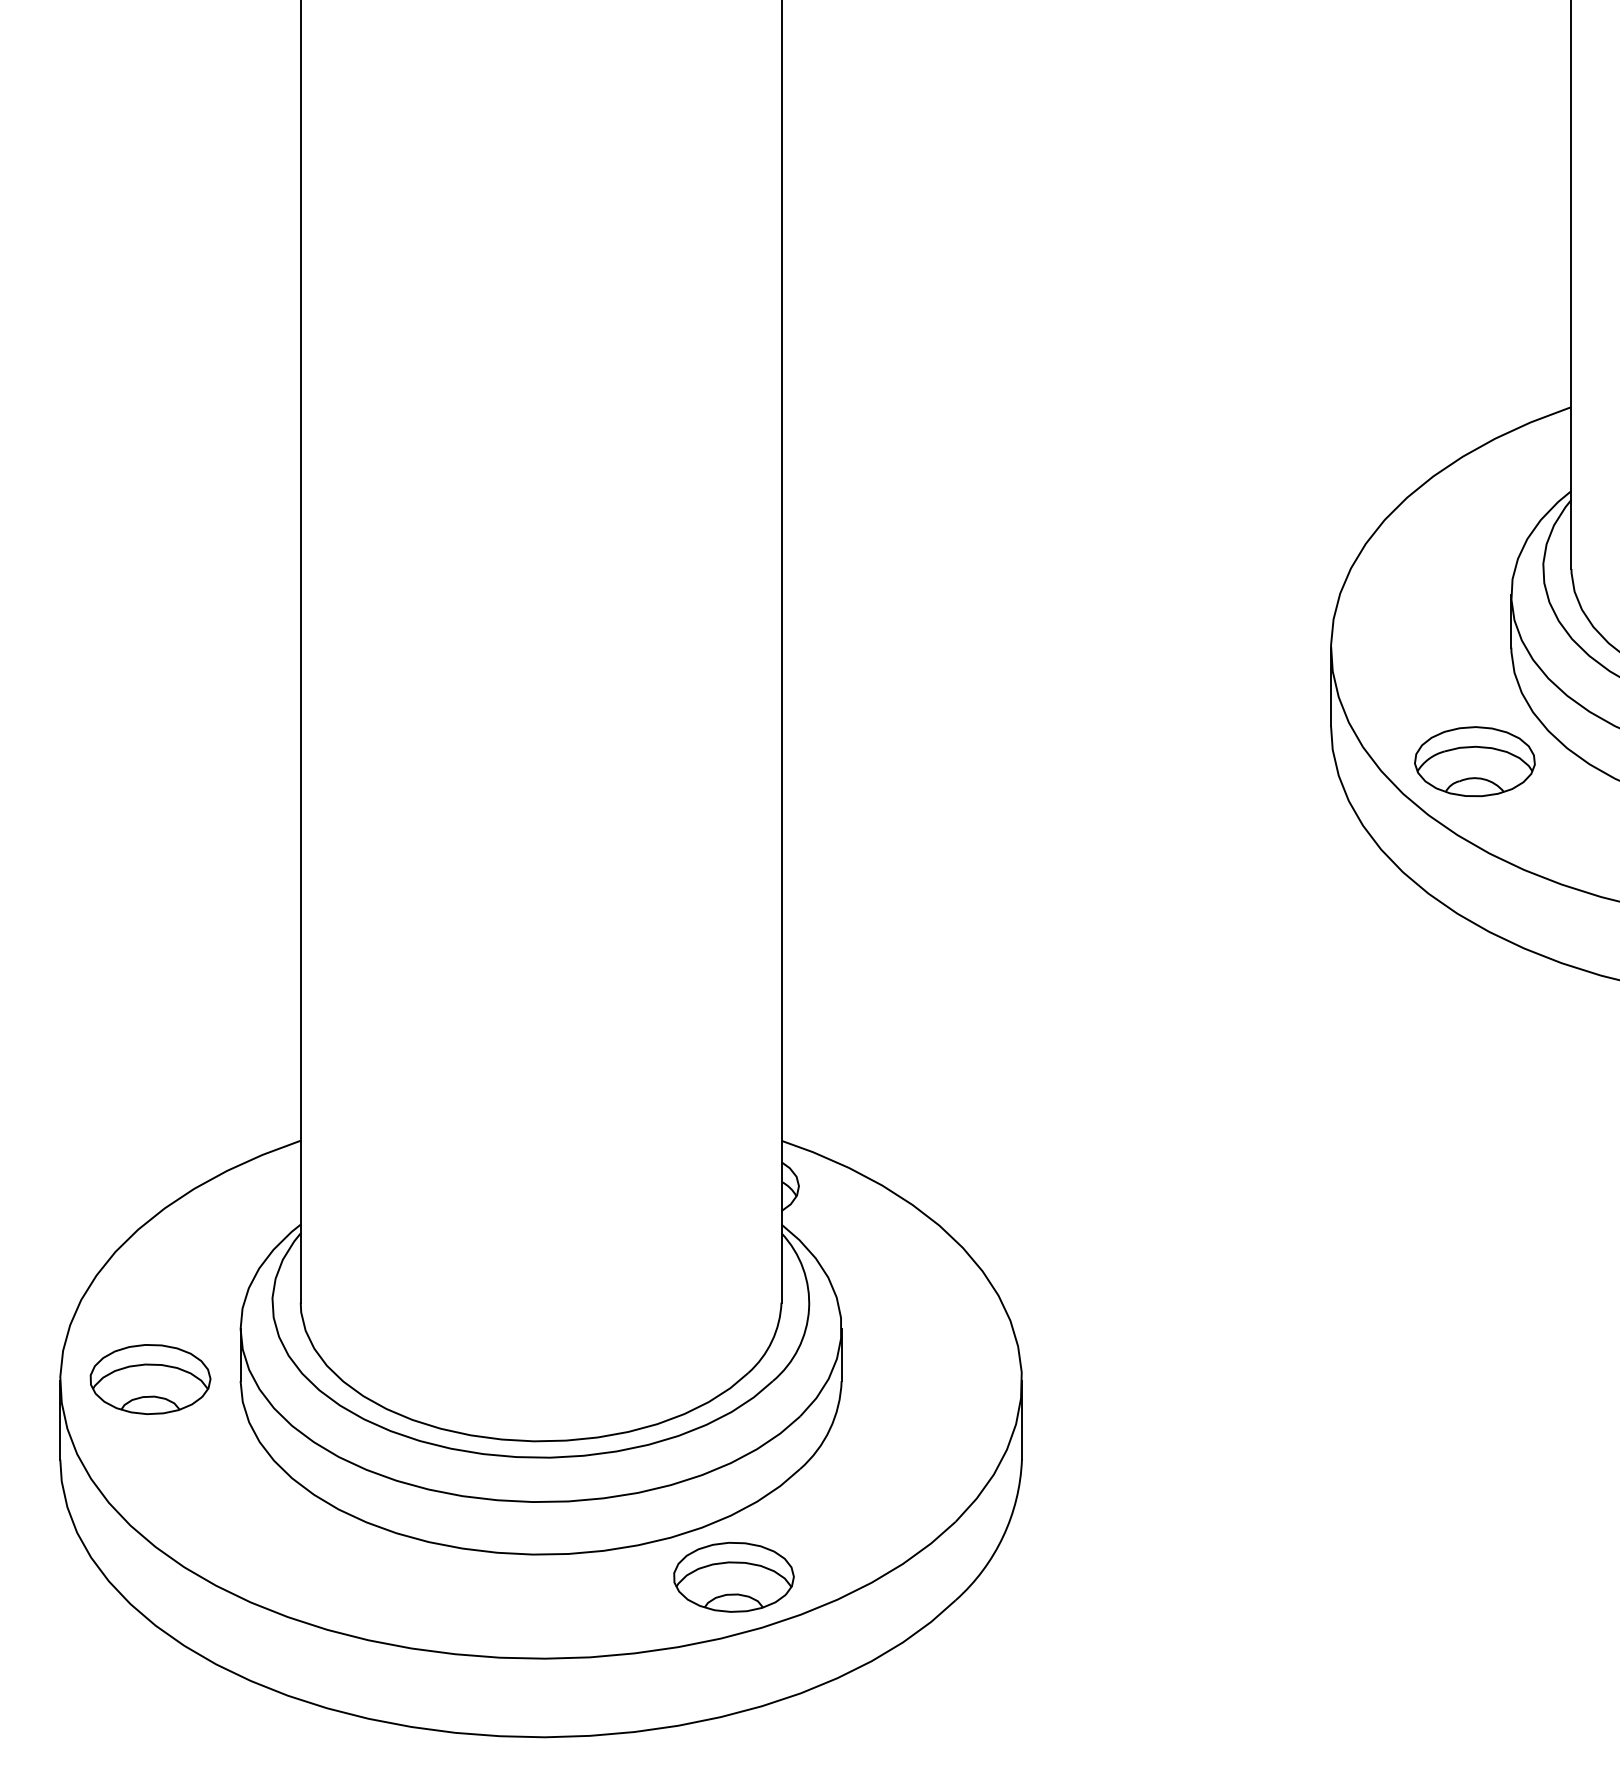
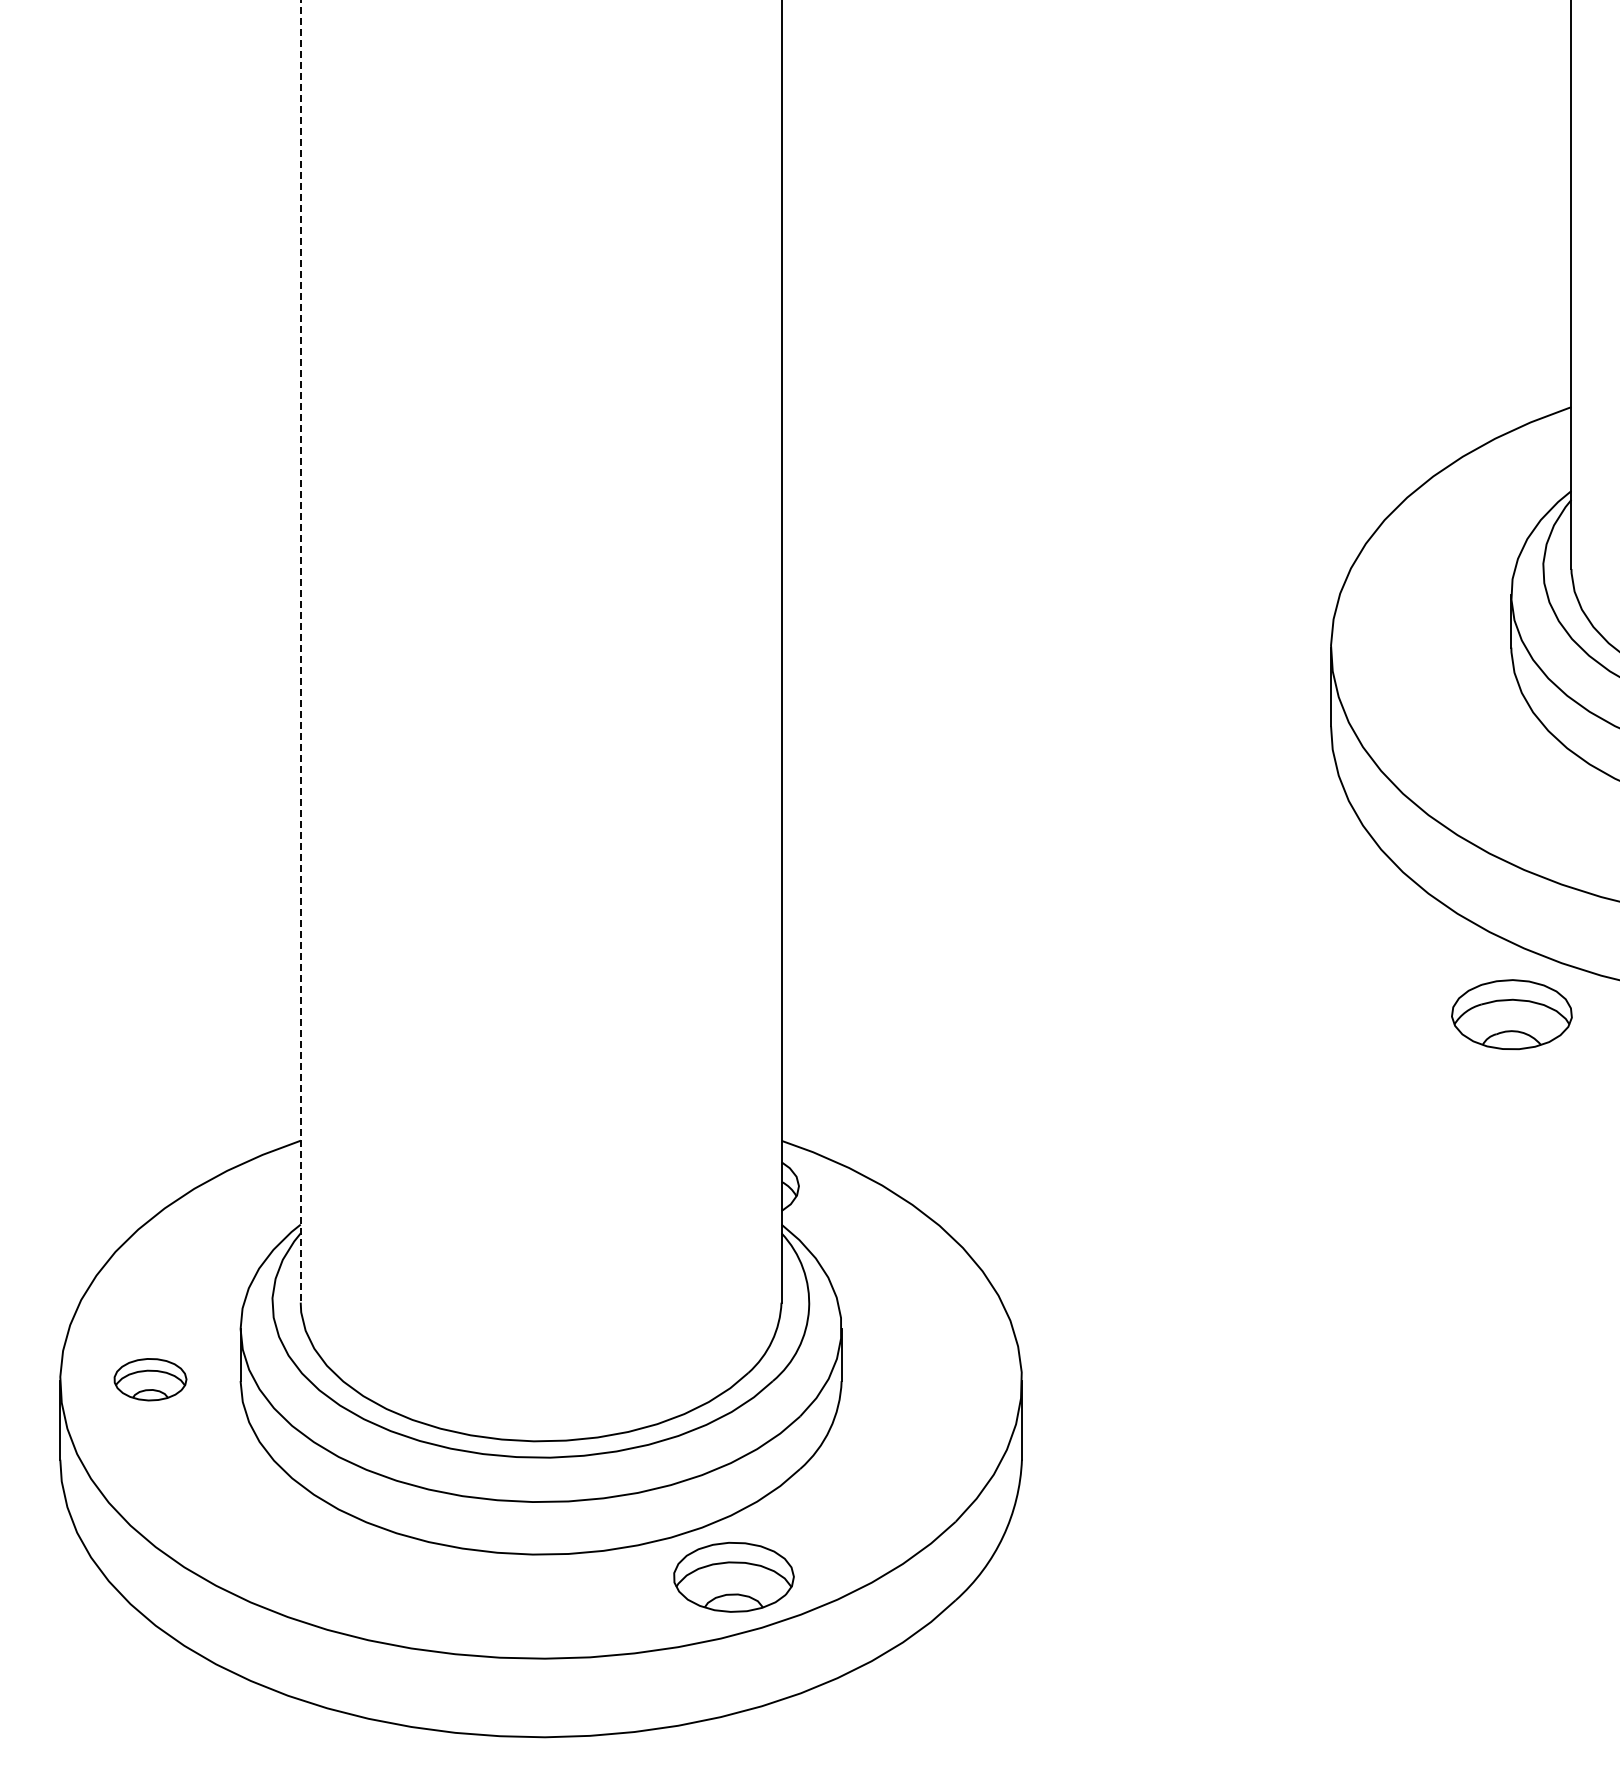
line: solid -> dashed (300, 651)
part position: (1474, 761) -> (1511, 1014) (1511, 1014)
part size: 123x72 px -> 75x44 px (150, 1379)
